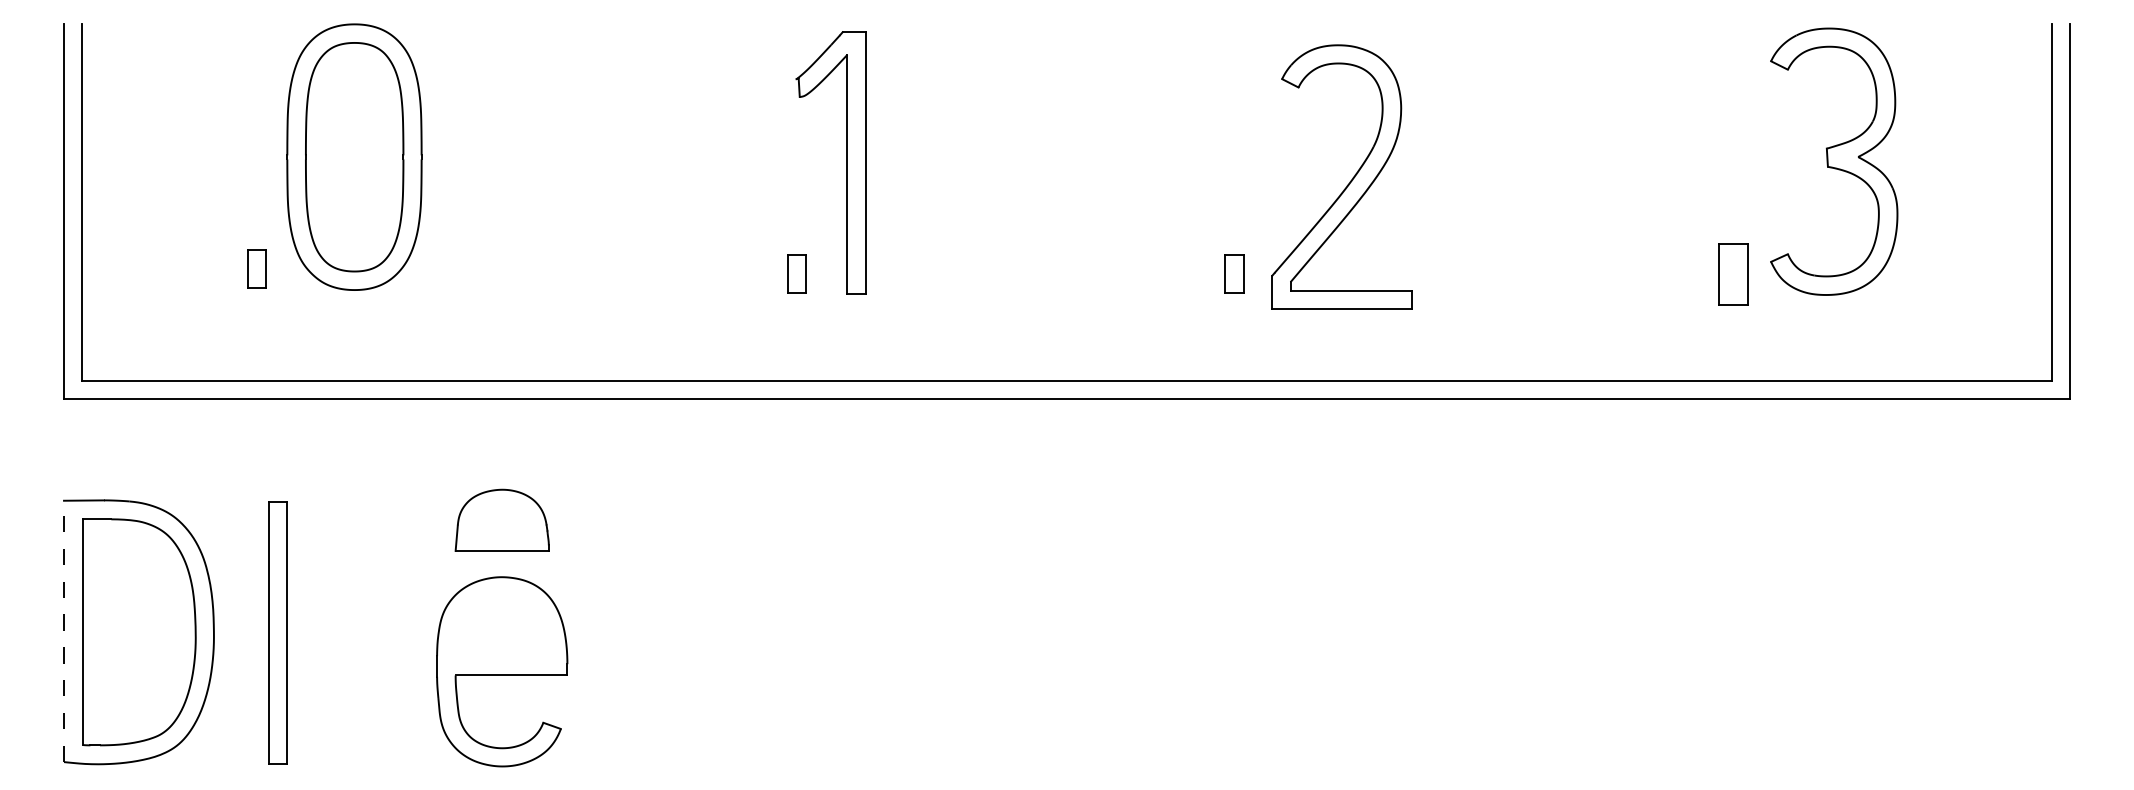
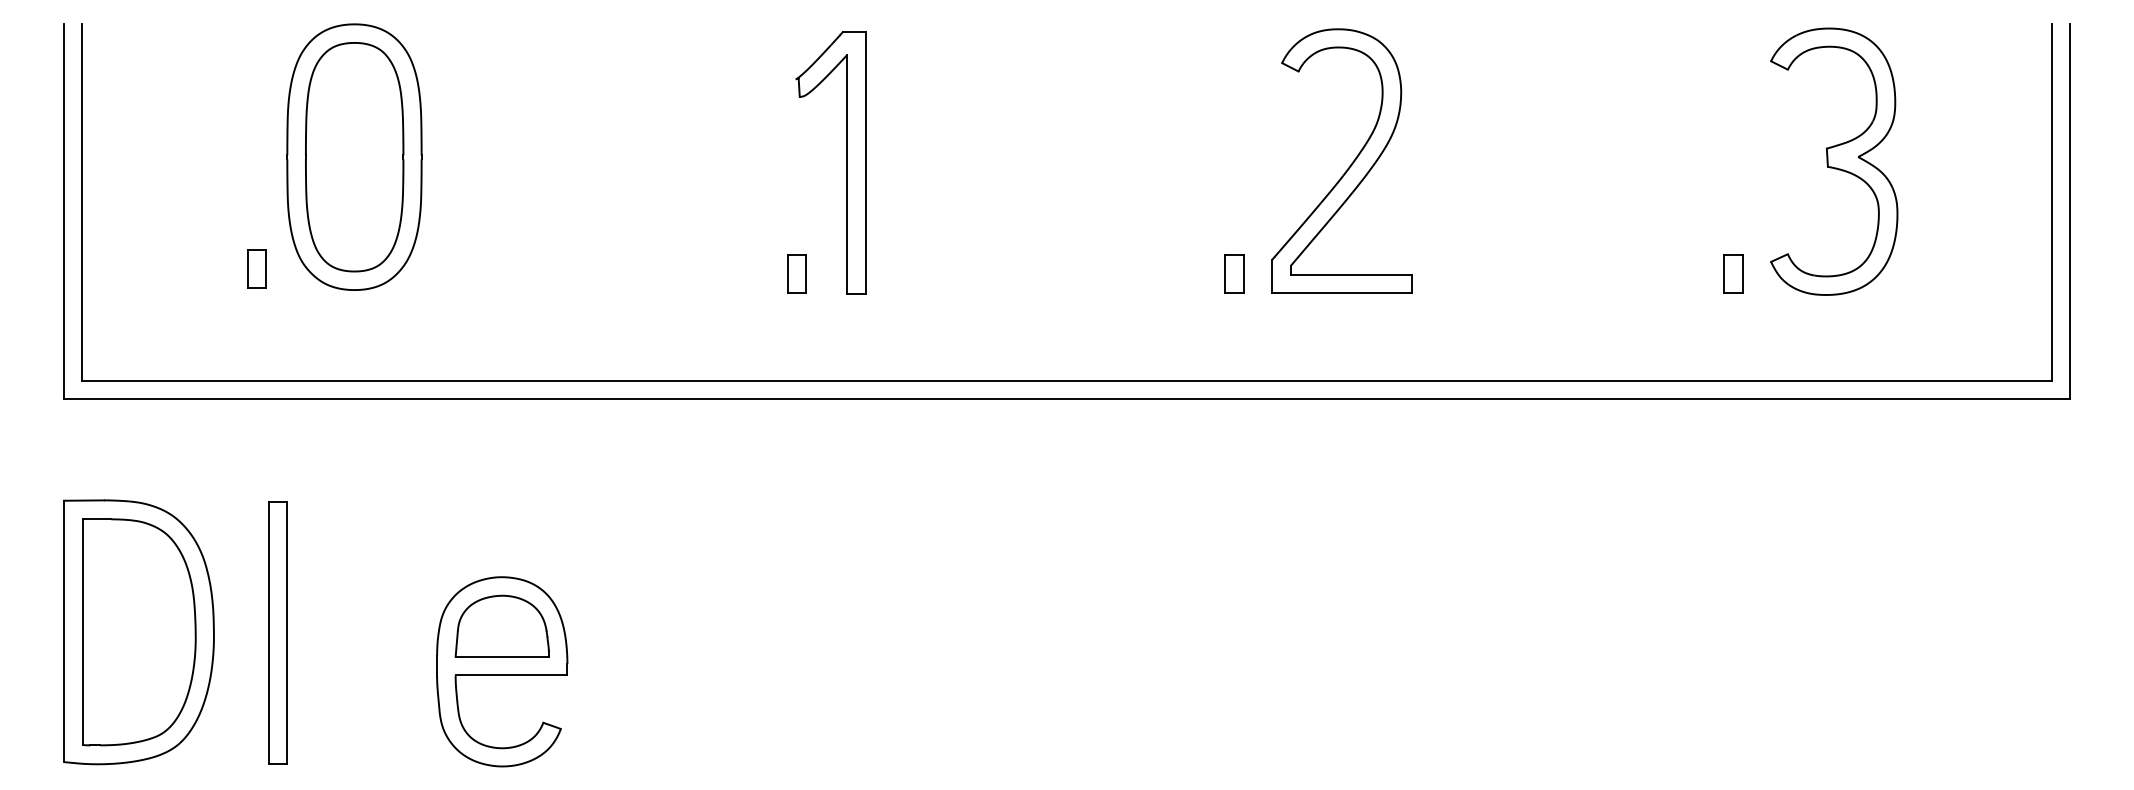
part position: (1349, 181) -> (1349, 165) (1349, 165)
part size: 31x63 px -> 21x40 px (1733, 273)
part position: (501, 519) -> (501, 625) (501, 625)
line: dashed -> solid (64, 631)
